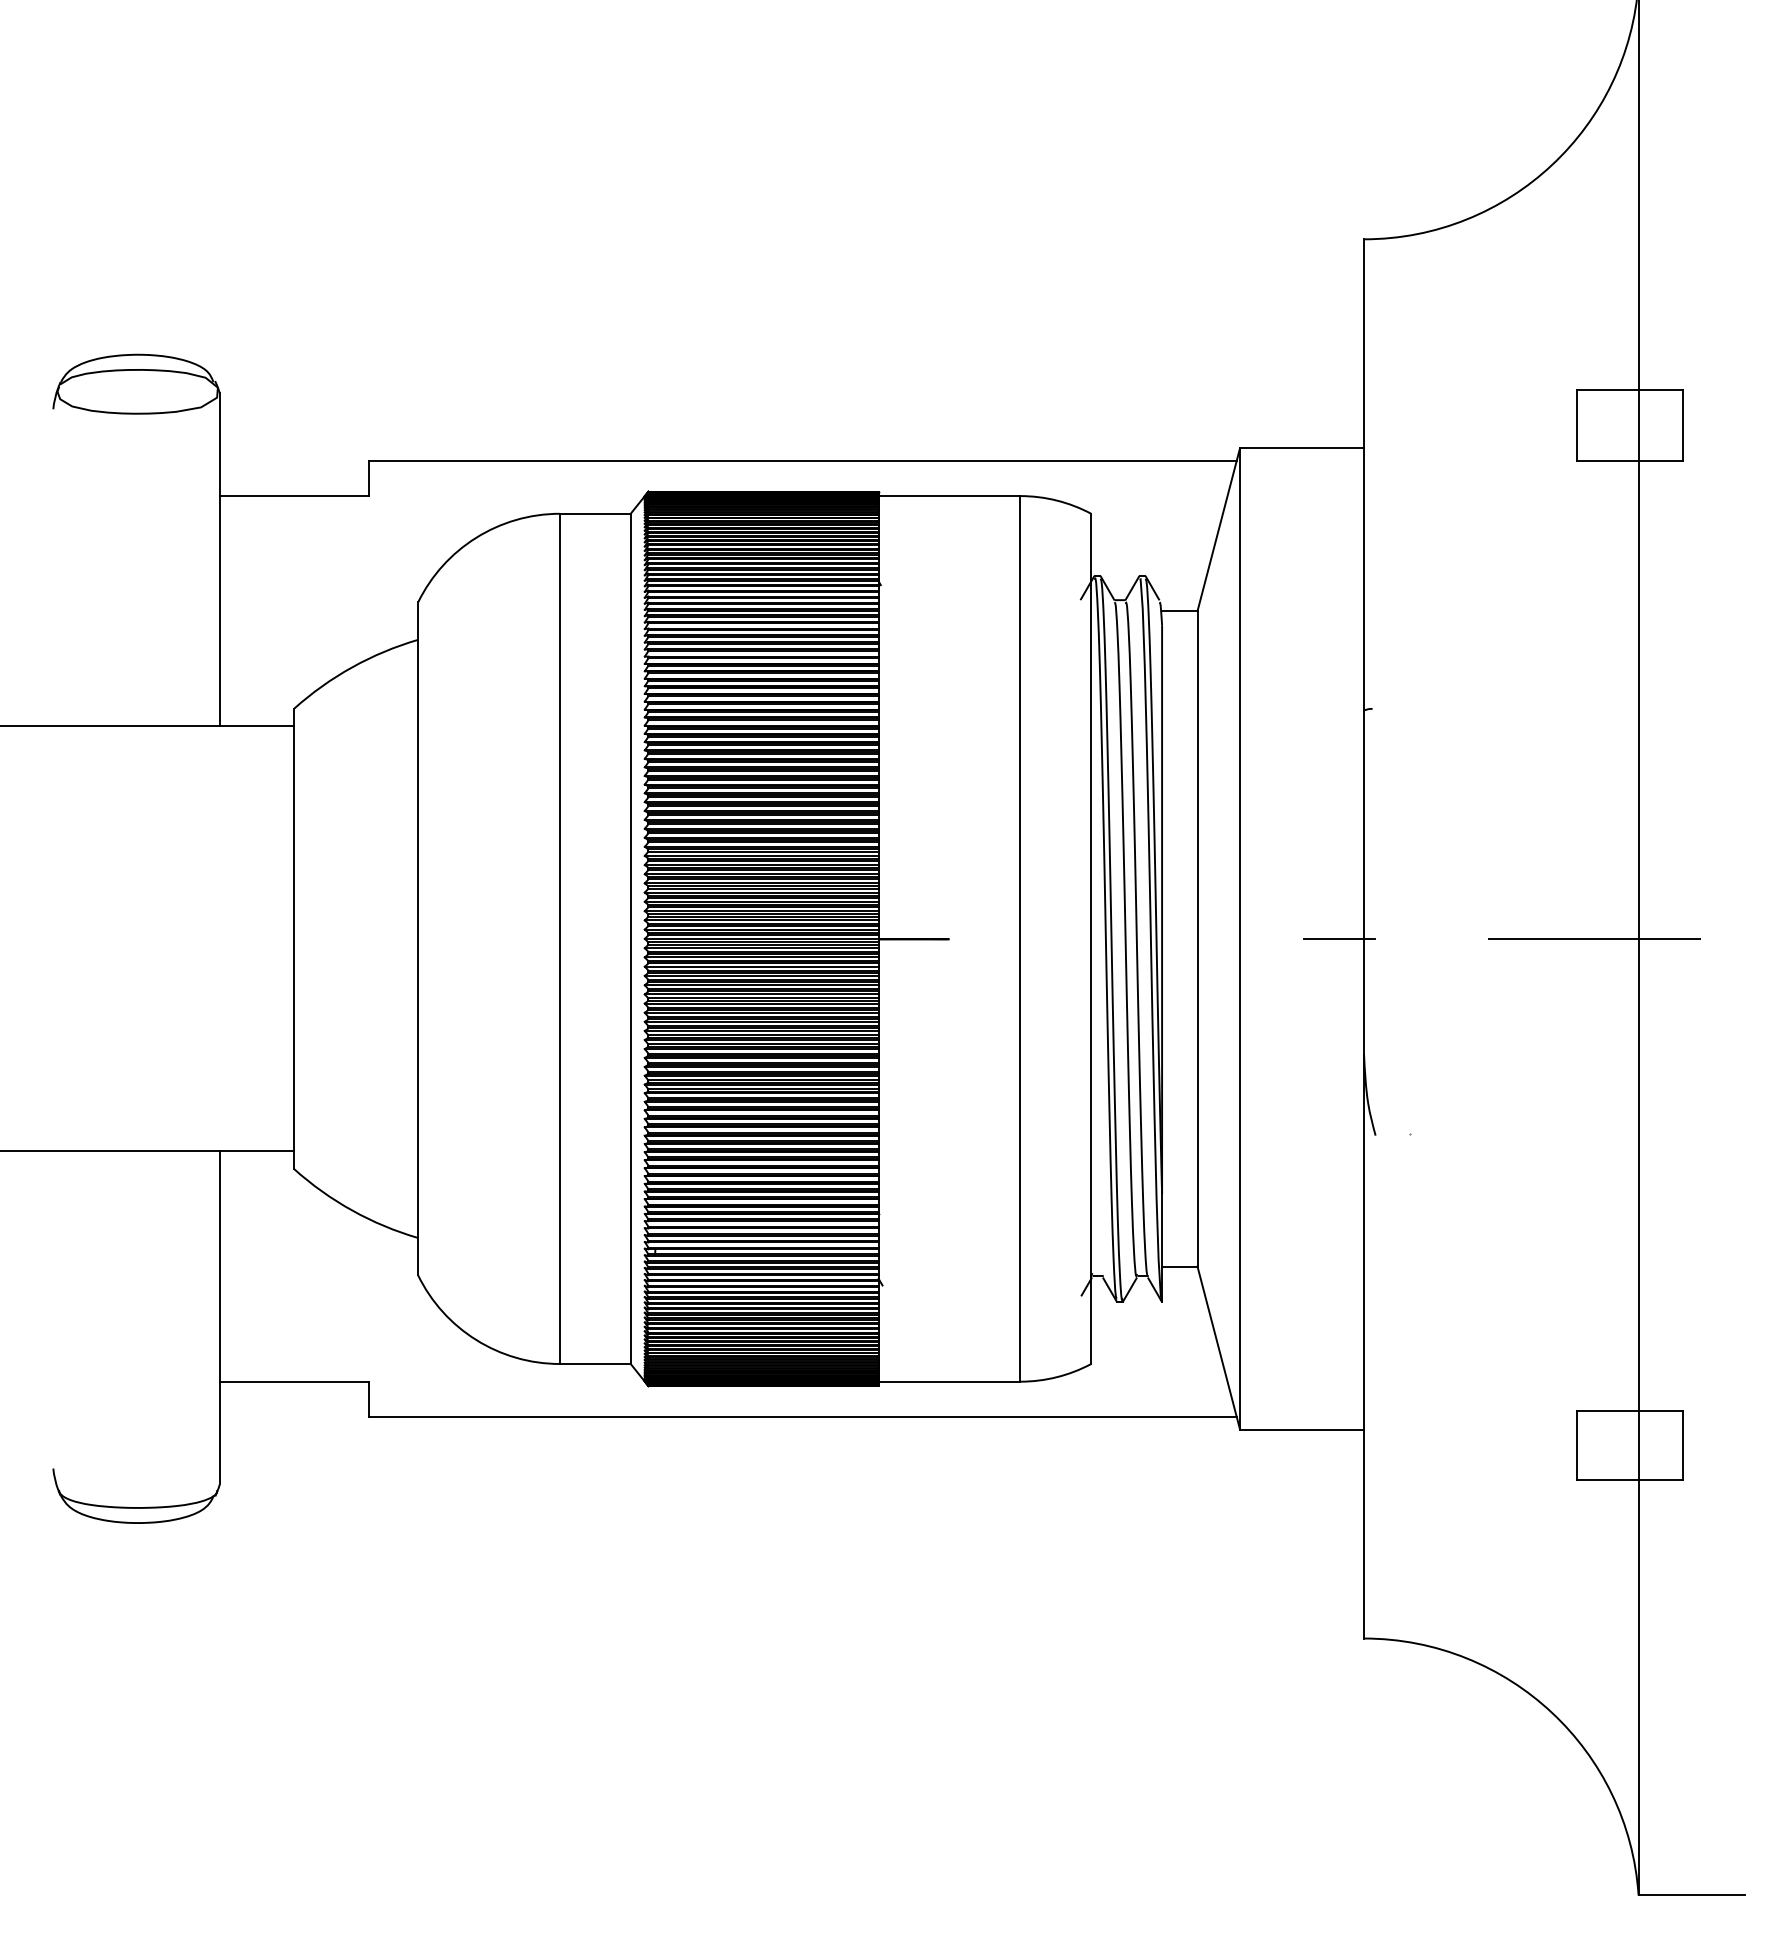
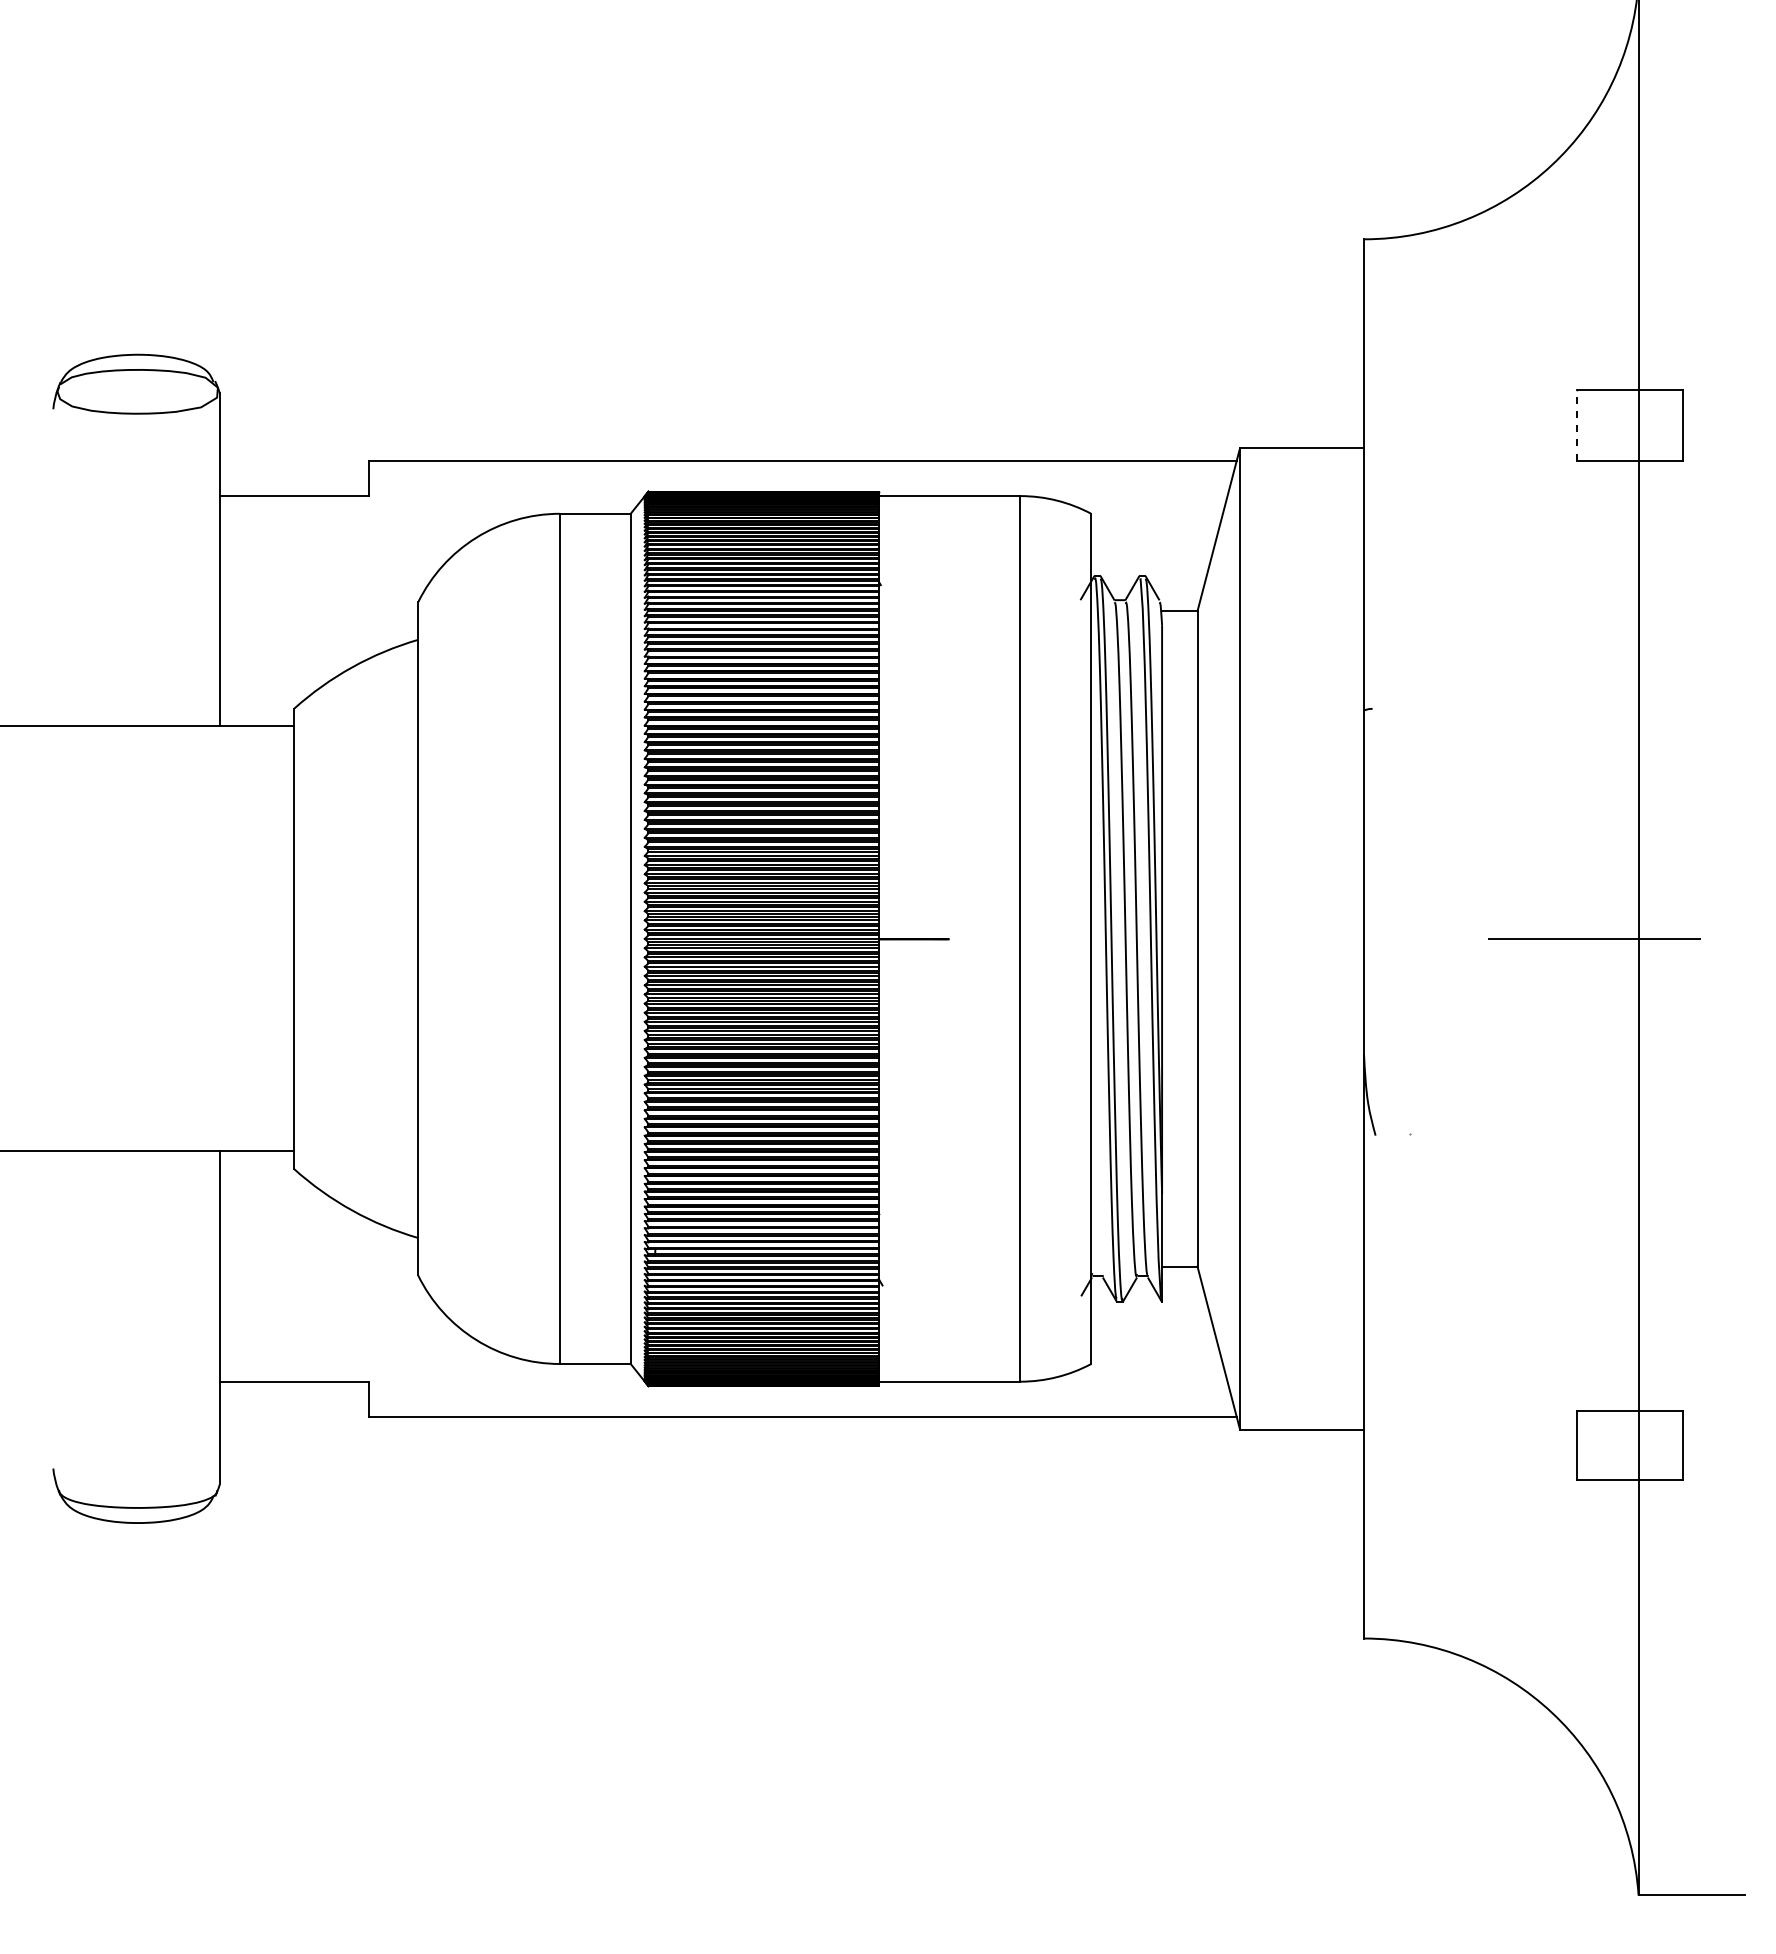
line: solid -> dashed (1576, 424)
line: present -> none (1338, 938)
